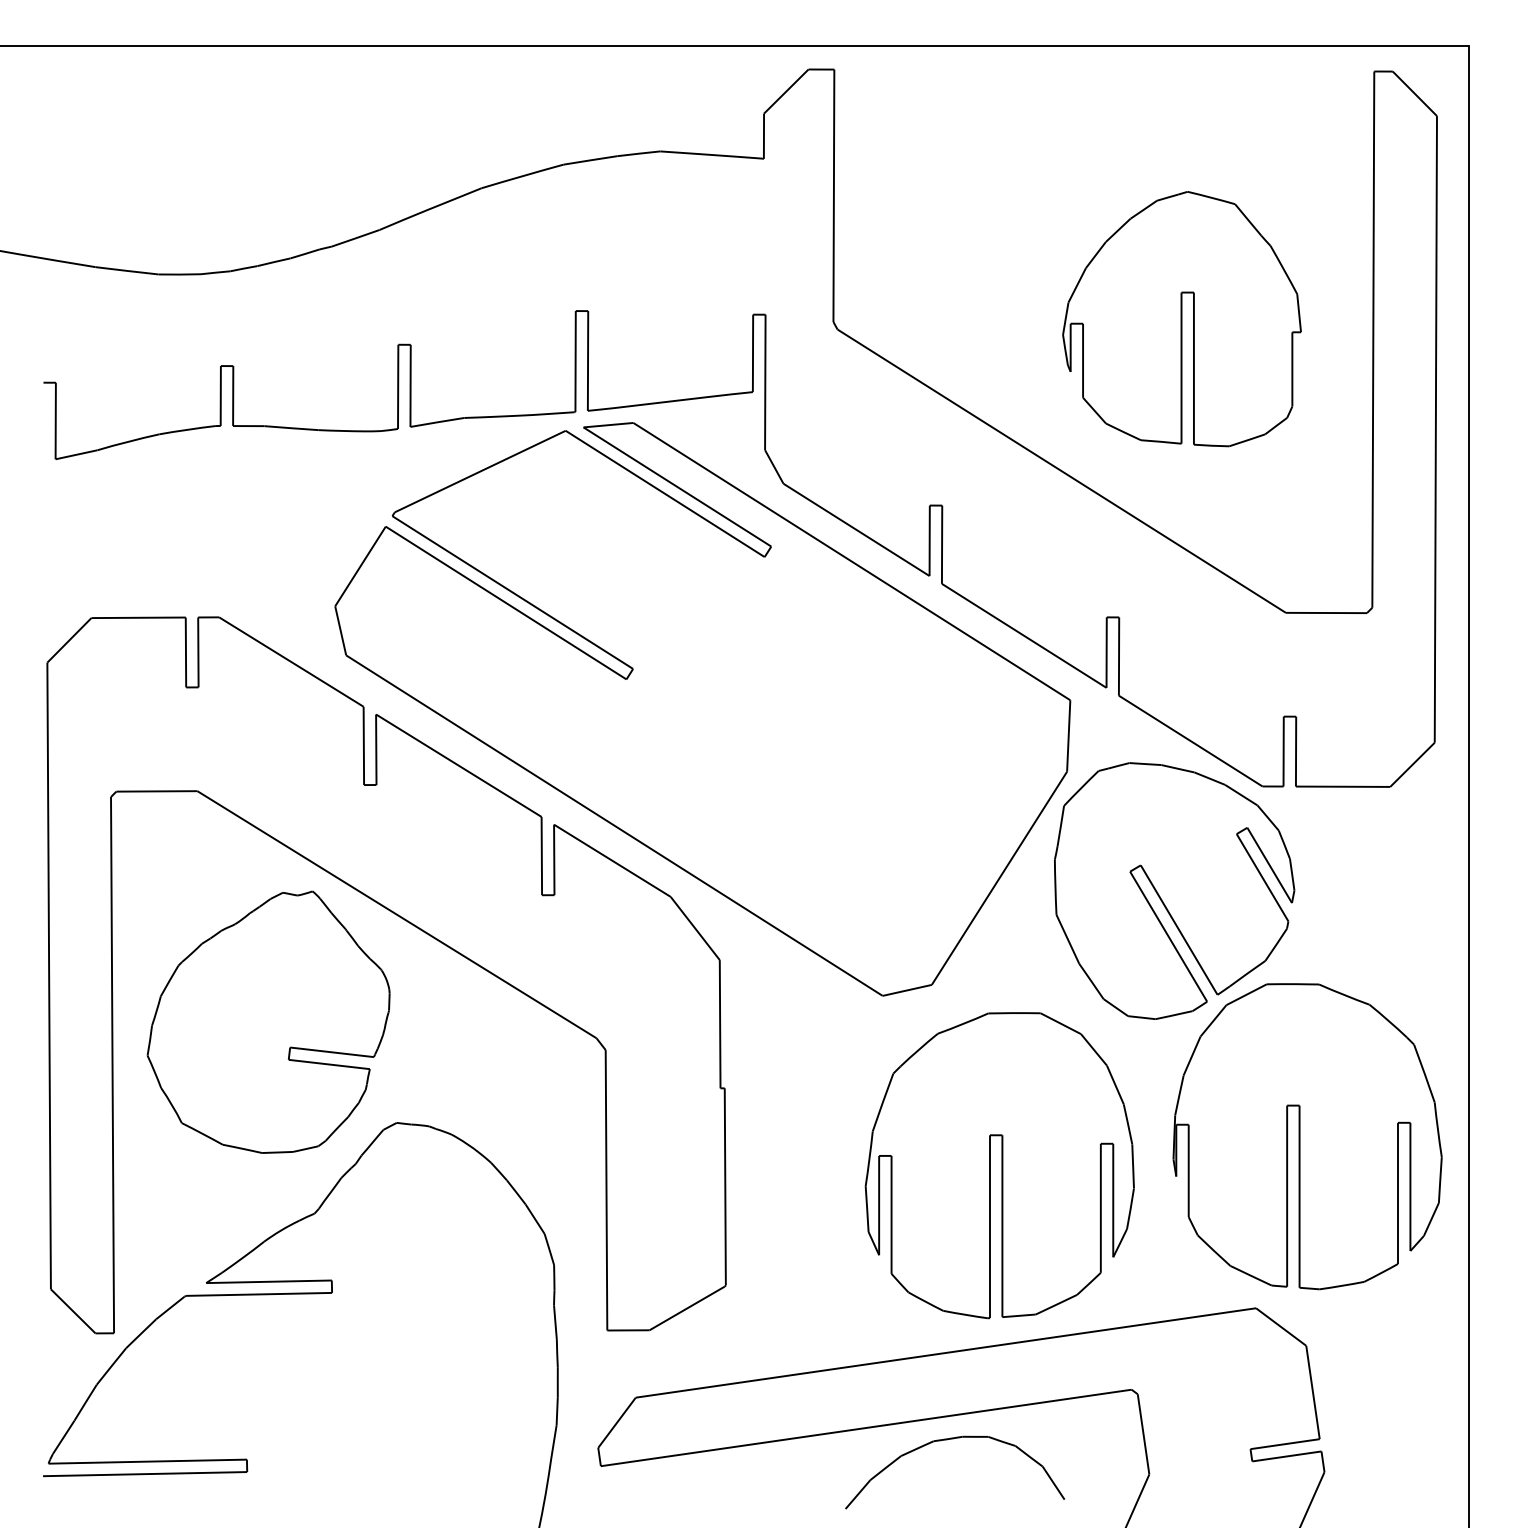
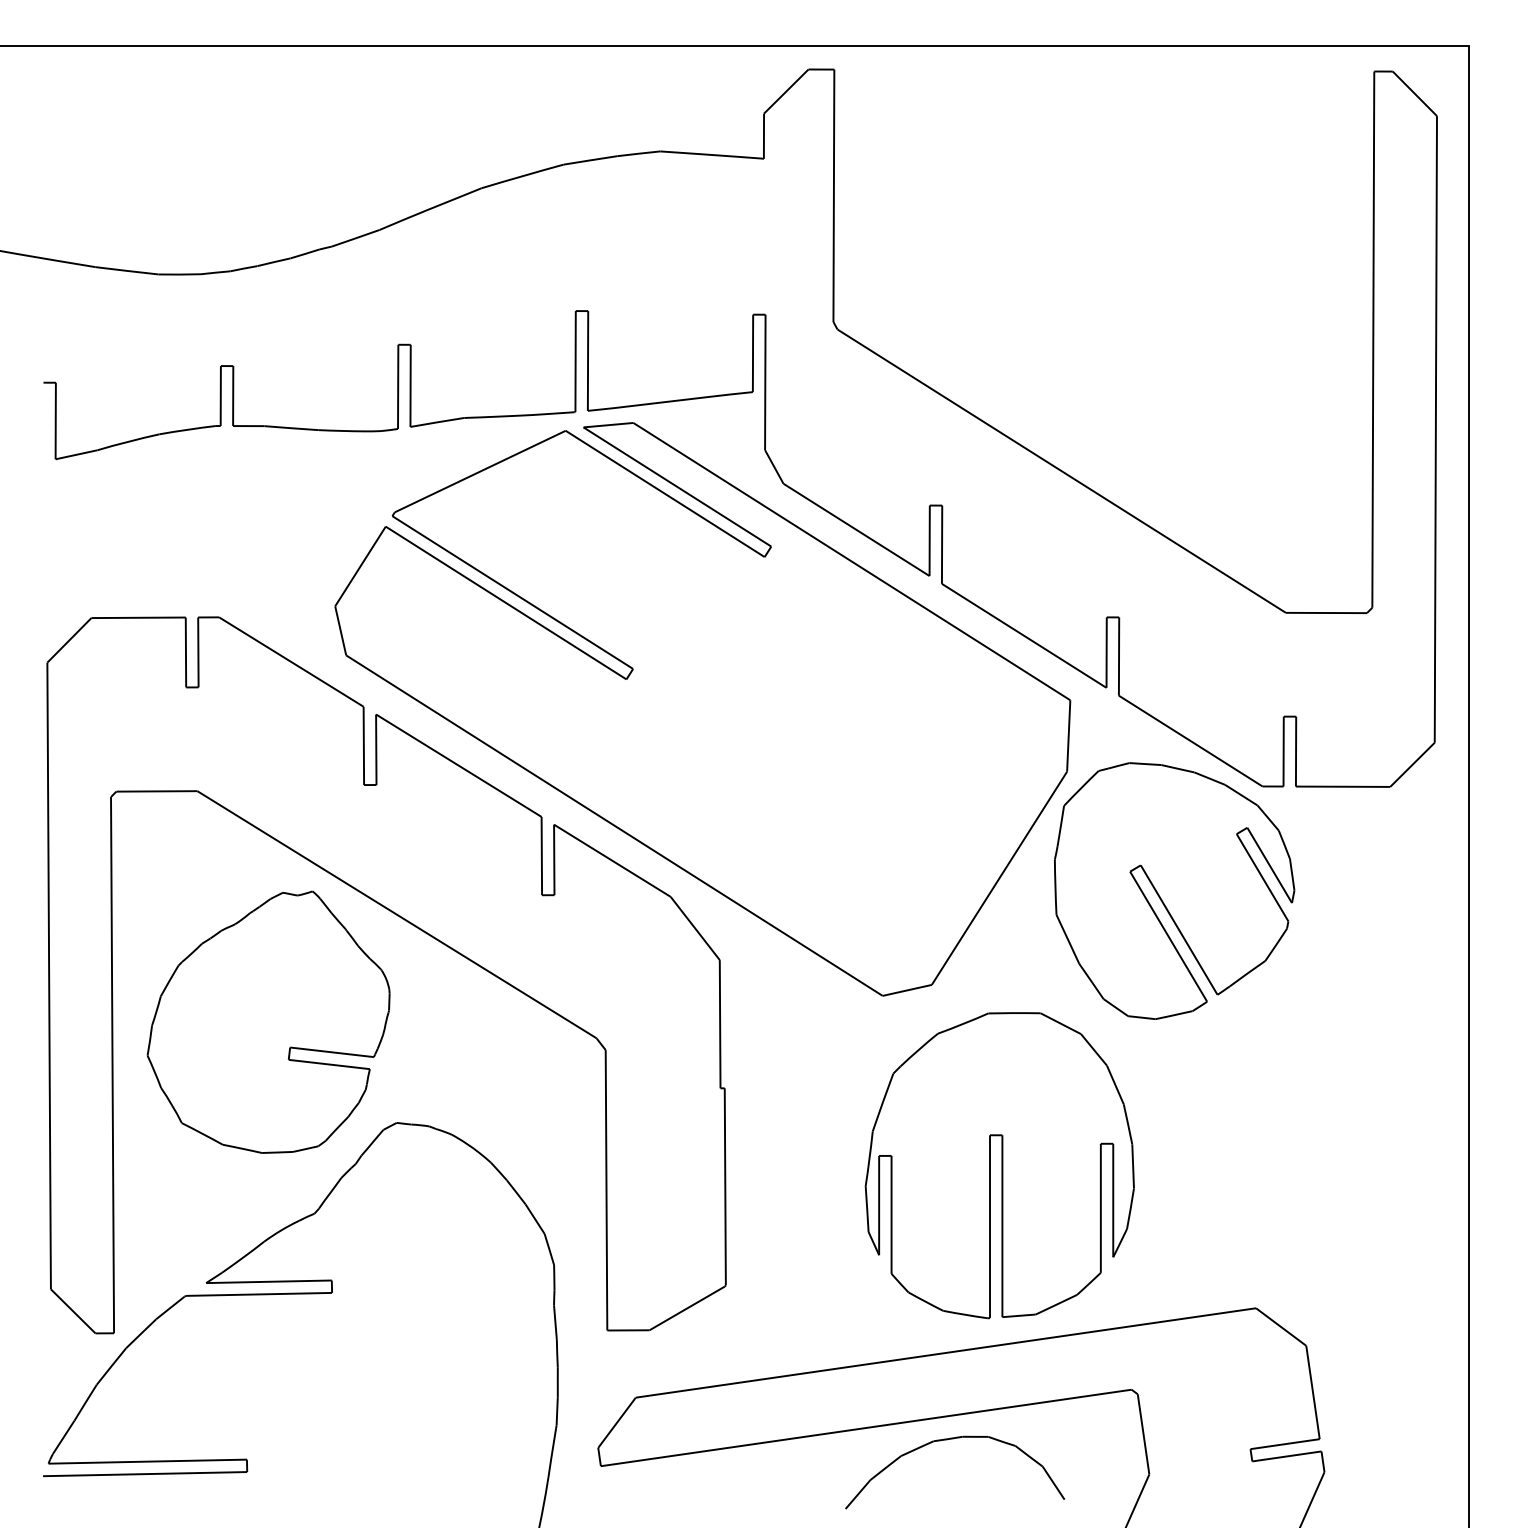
part: present -> none (1181, 319)
part: present -> none (1307, 1136)
